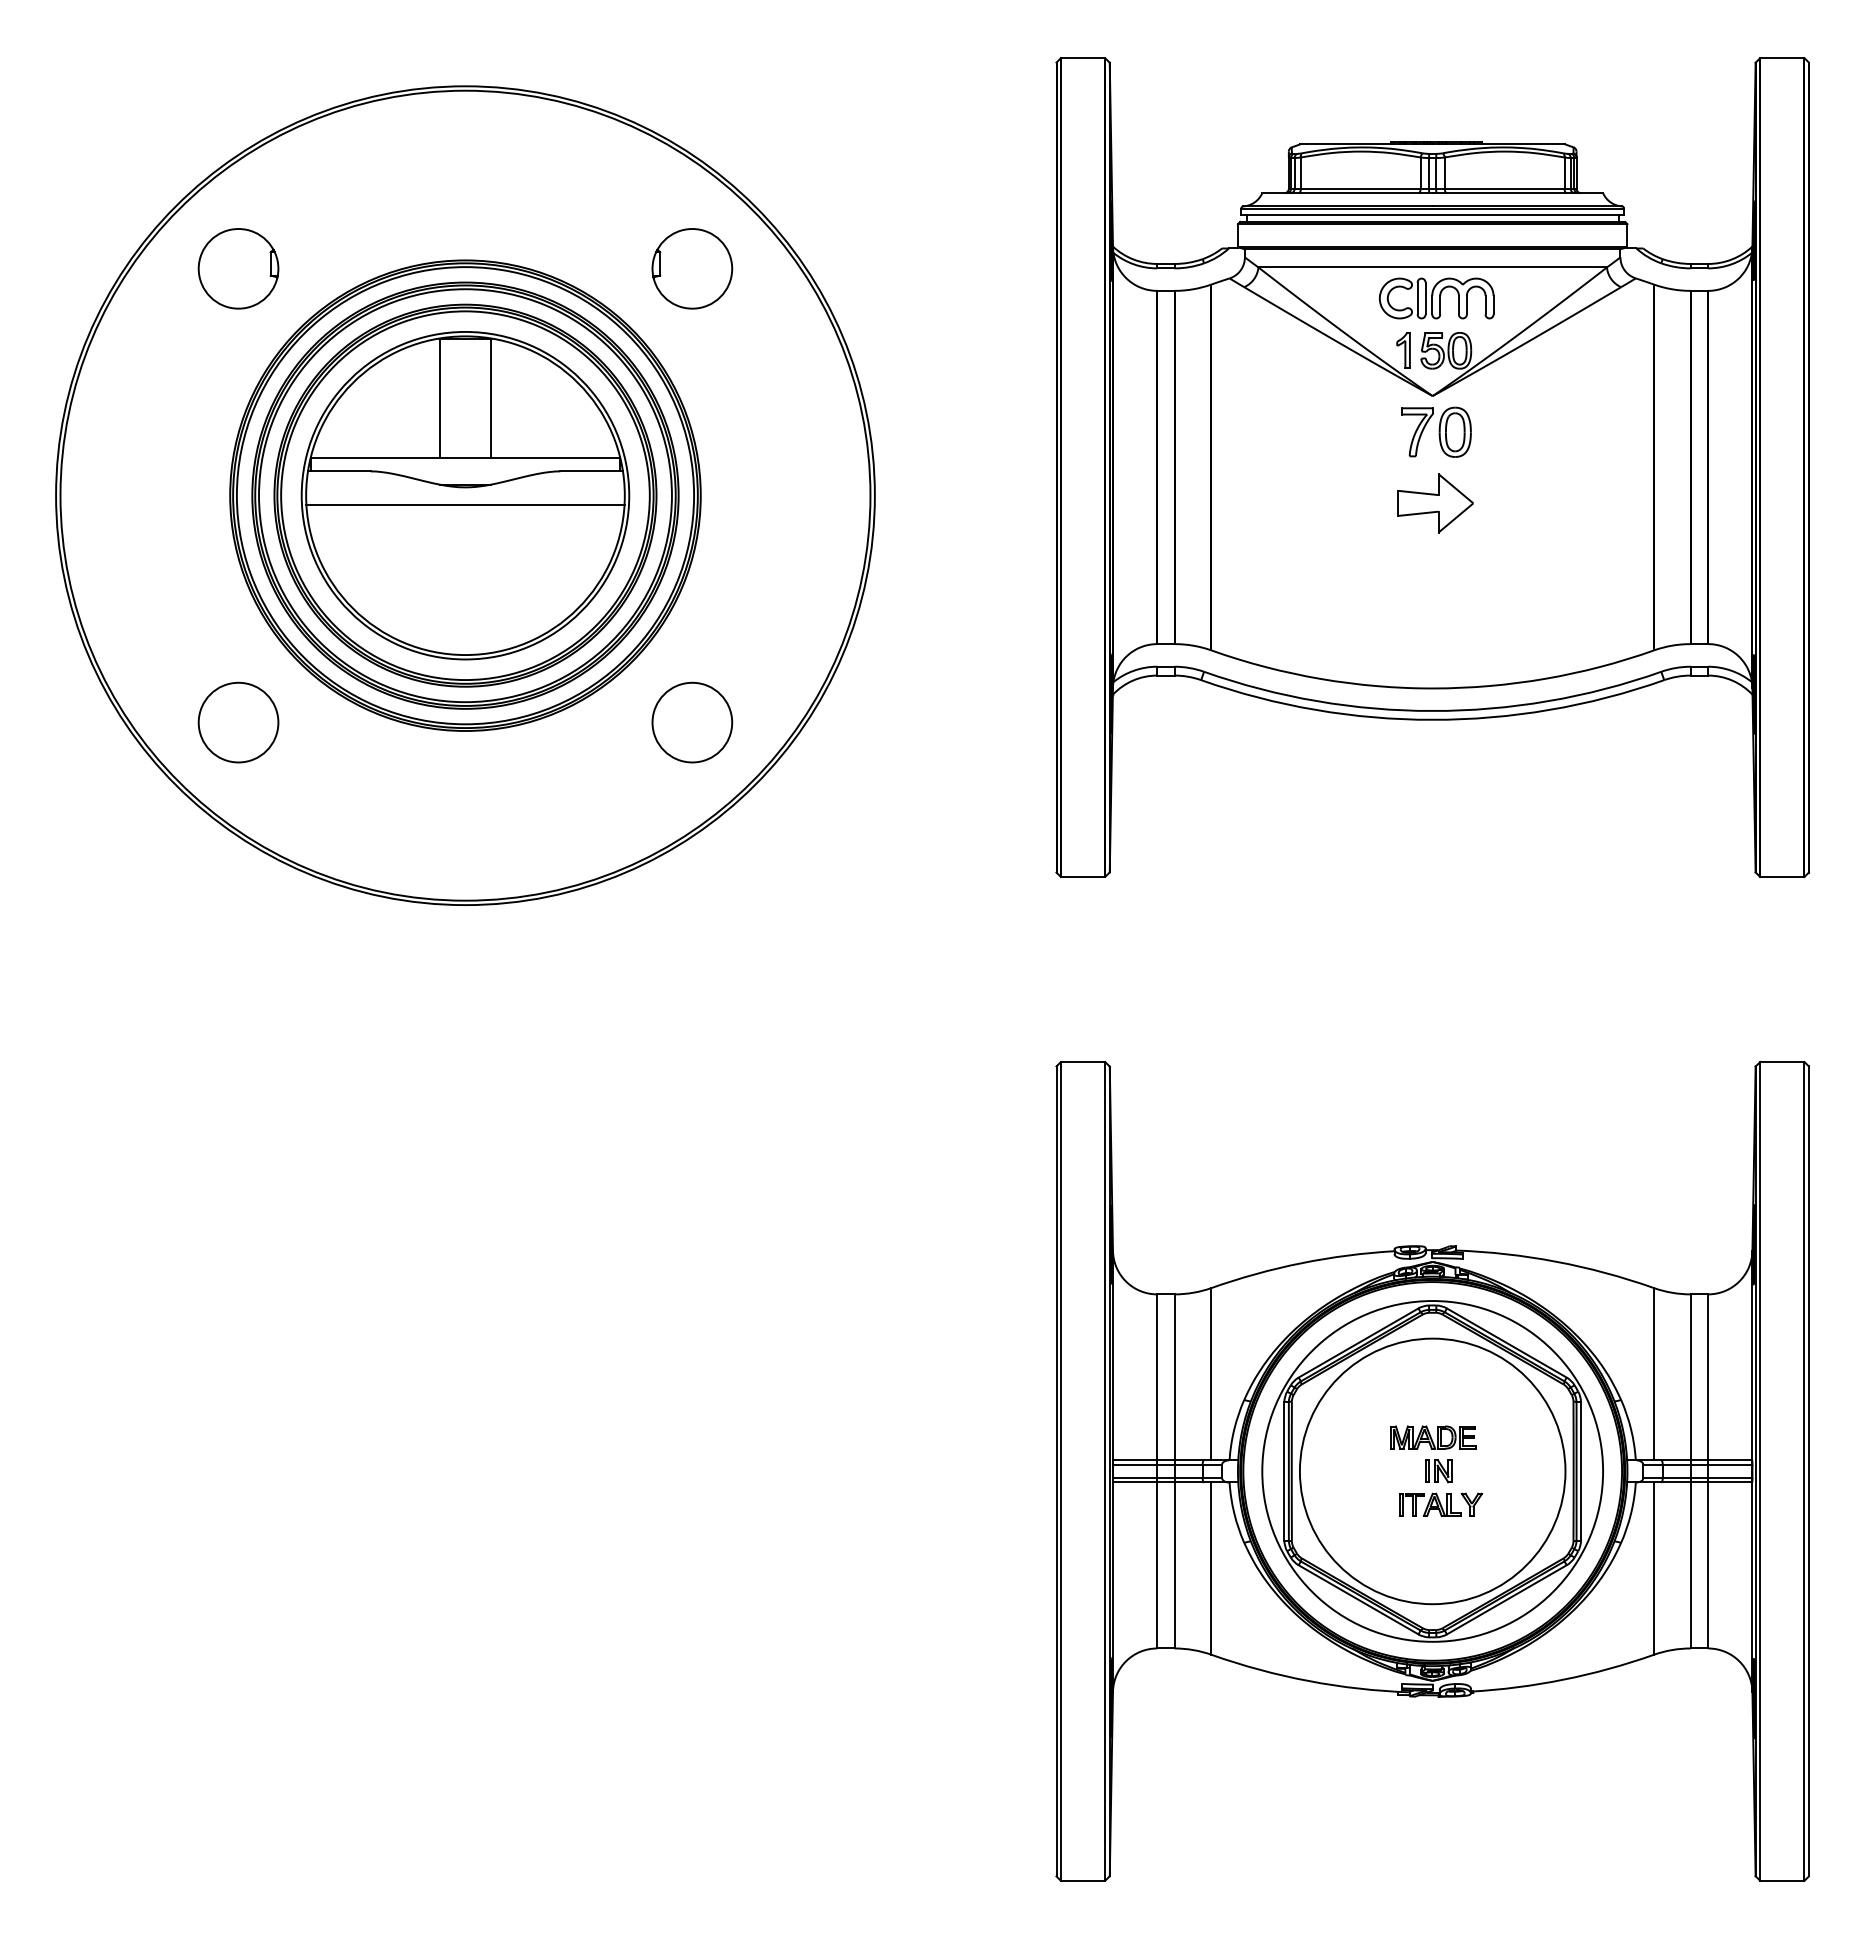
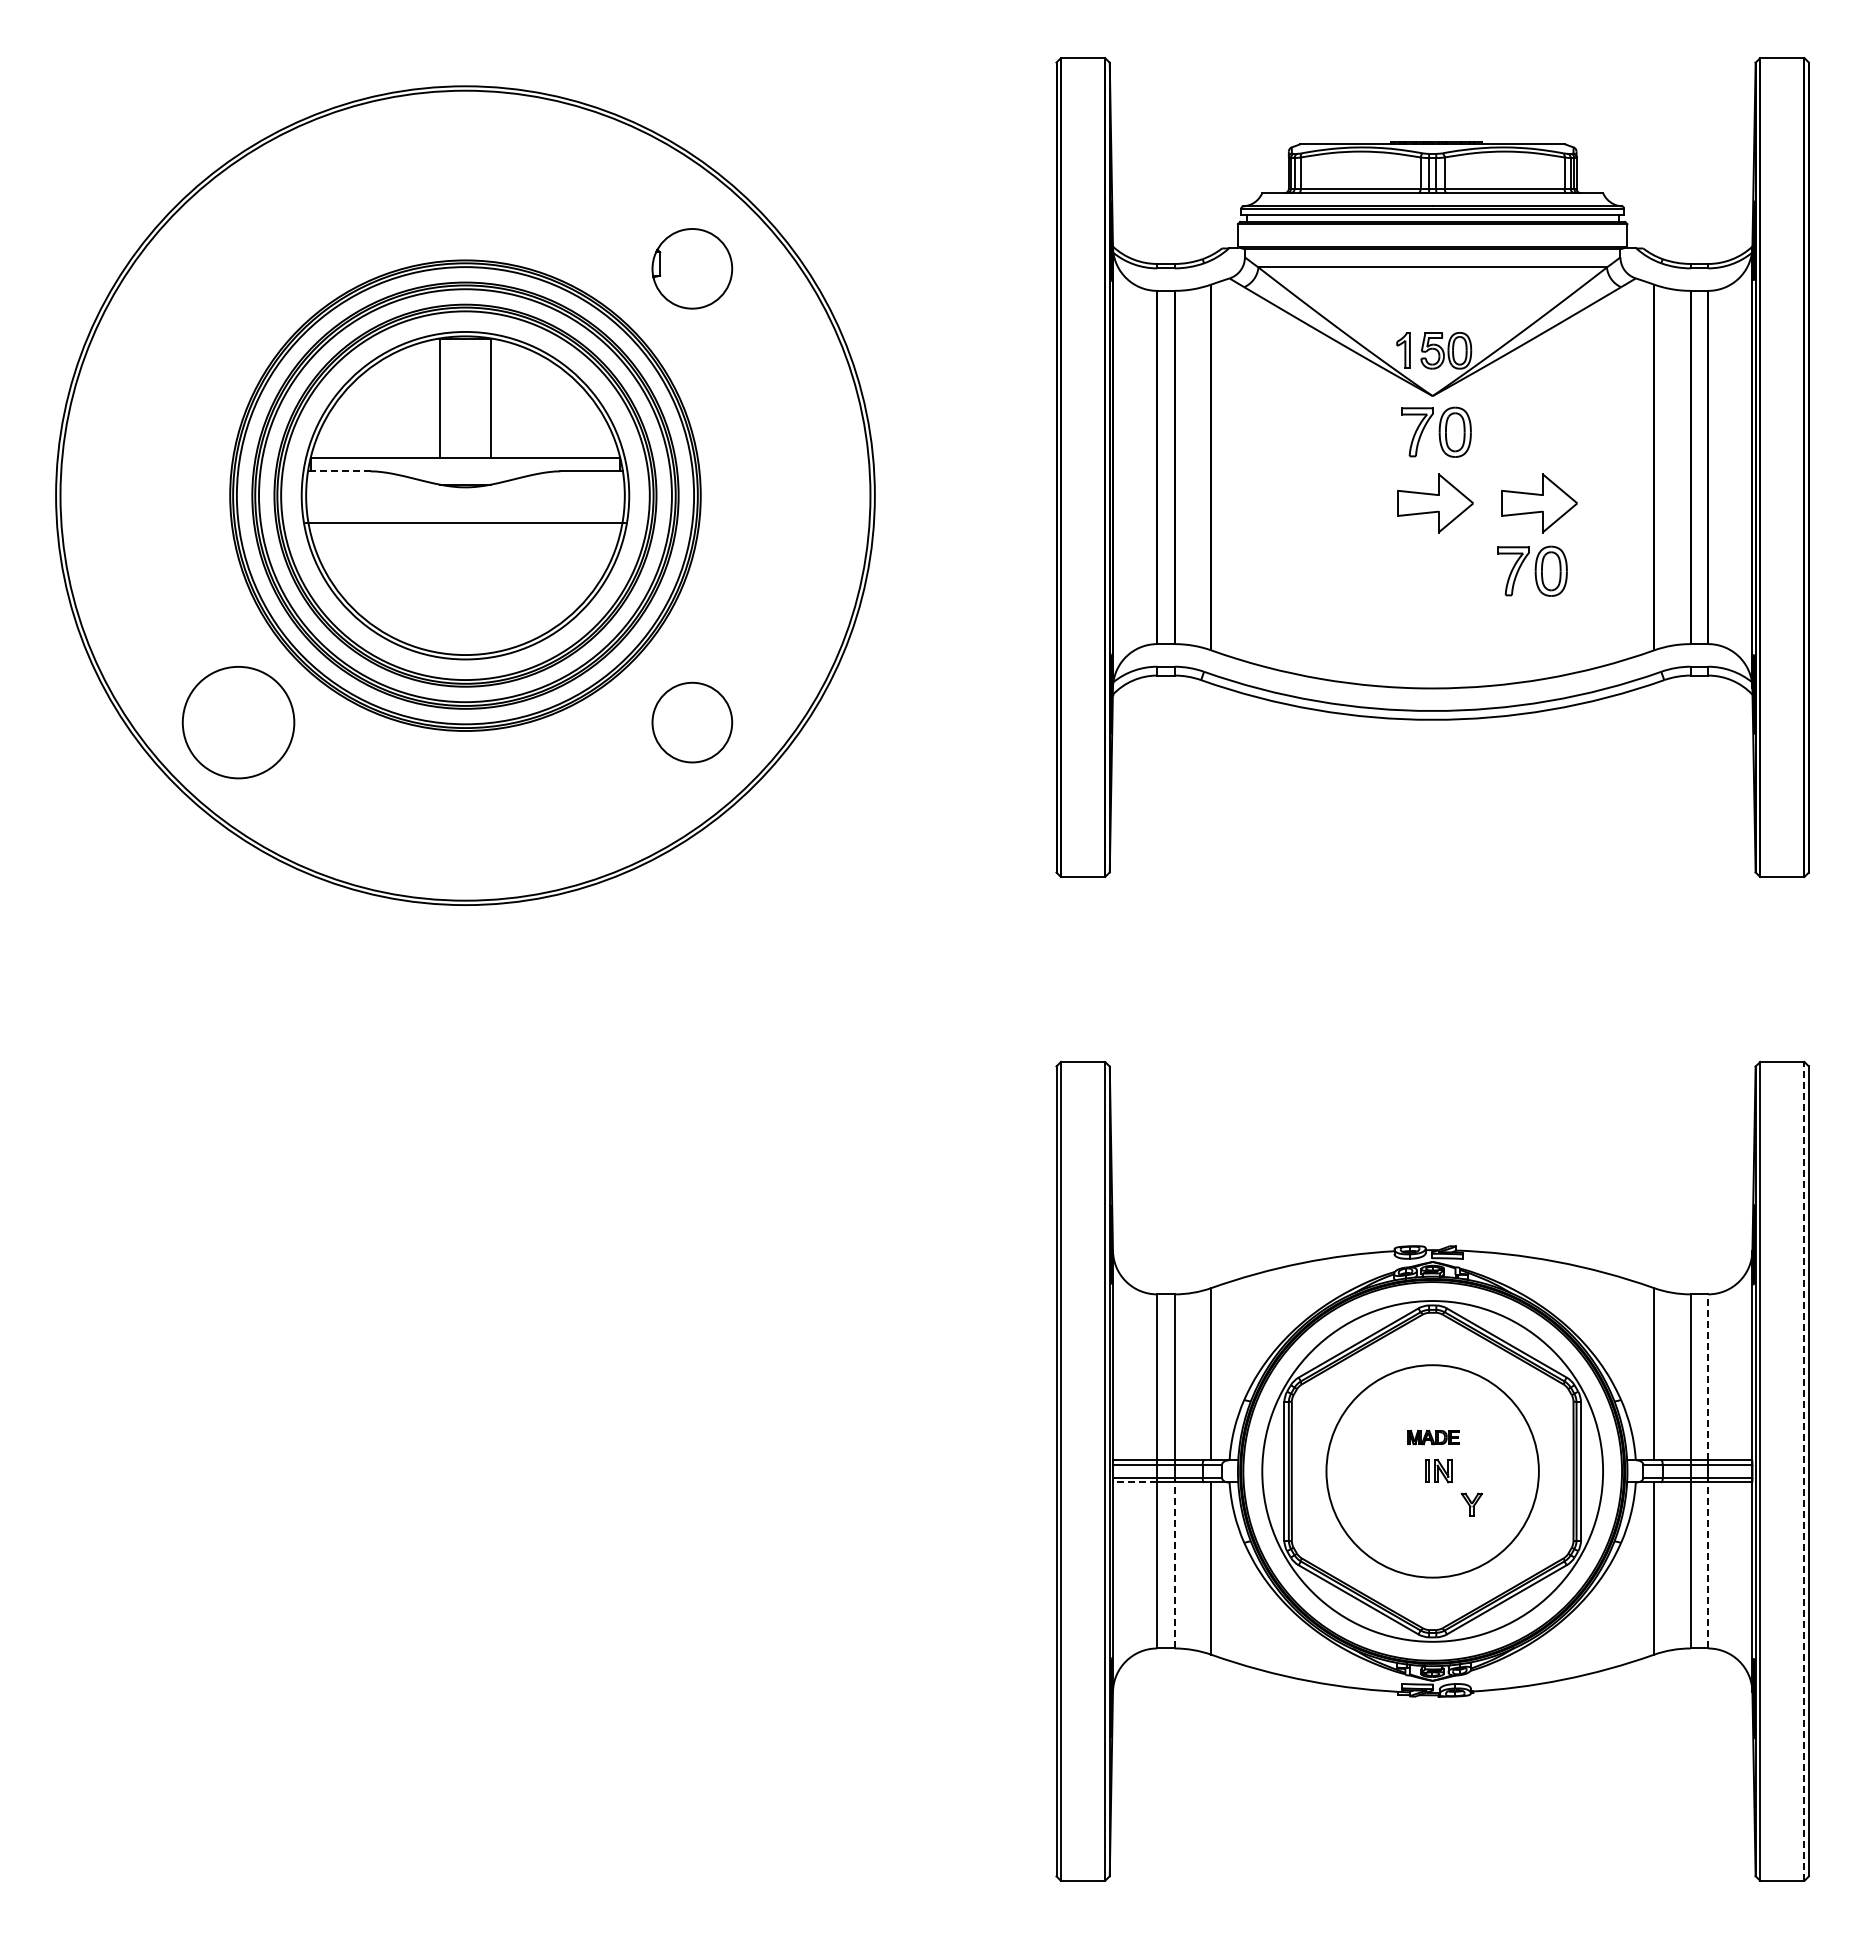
part: present -> none (238, 268)
part: present -> none (1436, 298)
line: solid -> dashed (338, 471)
part: none -> present (1539, 503)
line position: (465, 504) -> (465, 522) (465, 522)
part: none -> present (1532, 570)
circle diameter: 80 px -> 112 px (238, 722)
line: solid -> dashed (1708, 1377)
part size: 87x25 px -> 53x17 px (1433, 1437)
line: solid -> dashed (1804, 1470)
circle diameter: 266 px -> 212 px (1432, 1471)
line: solid -> dashed (1135, 1482)
part: present -> none (1430, 1504)
line: solid -> dashed (1174, 1565)
line: solid -> dashed (1708, 1565)
